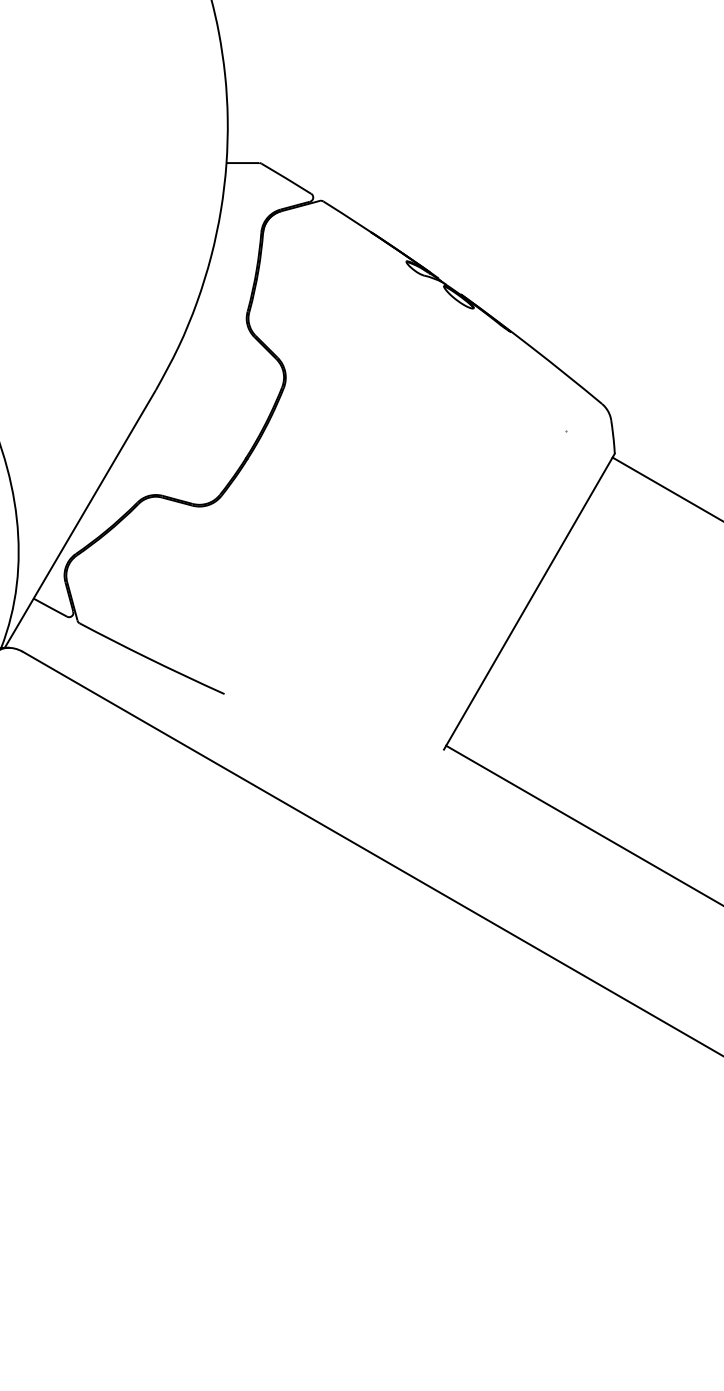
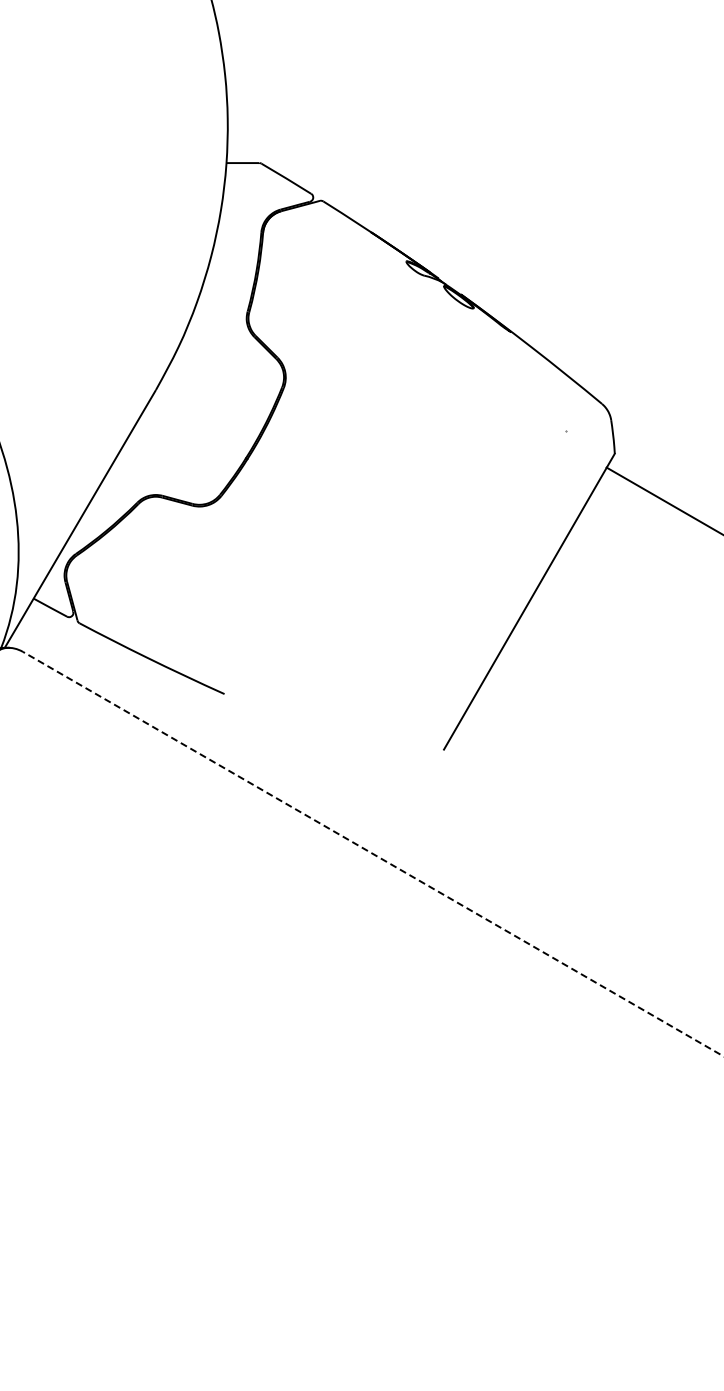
line position: (666, 488) -> (663, 500) (663, 500)
line: present -> none (583, 824)
line: solid -> dashed (372, 853)
